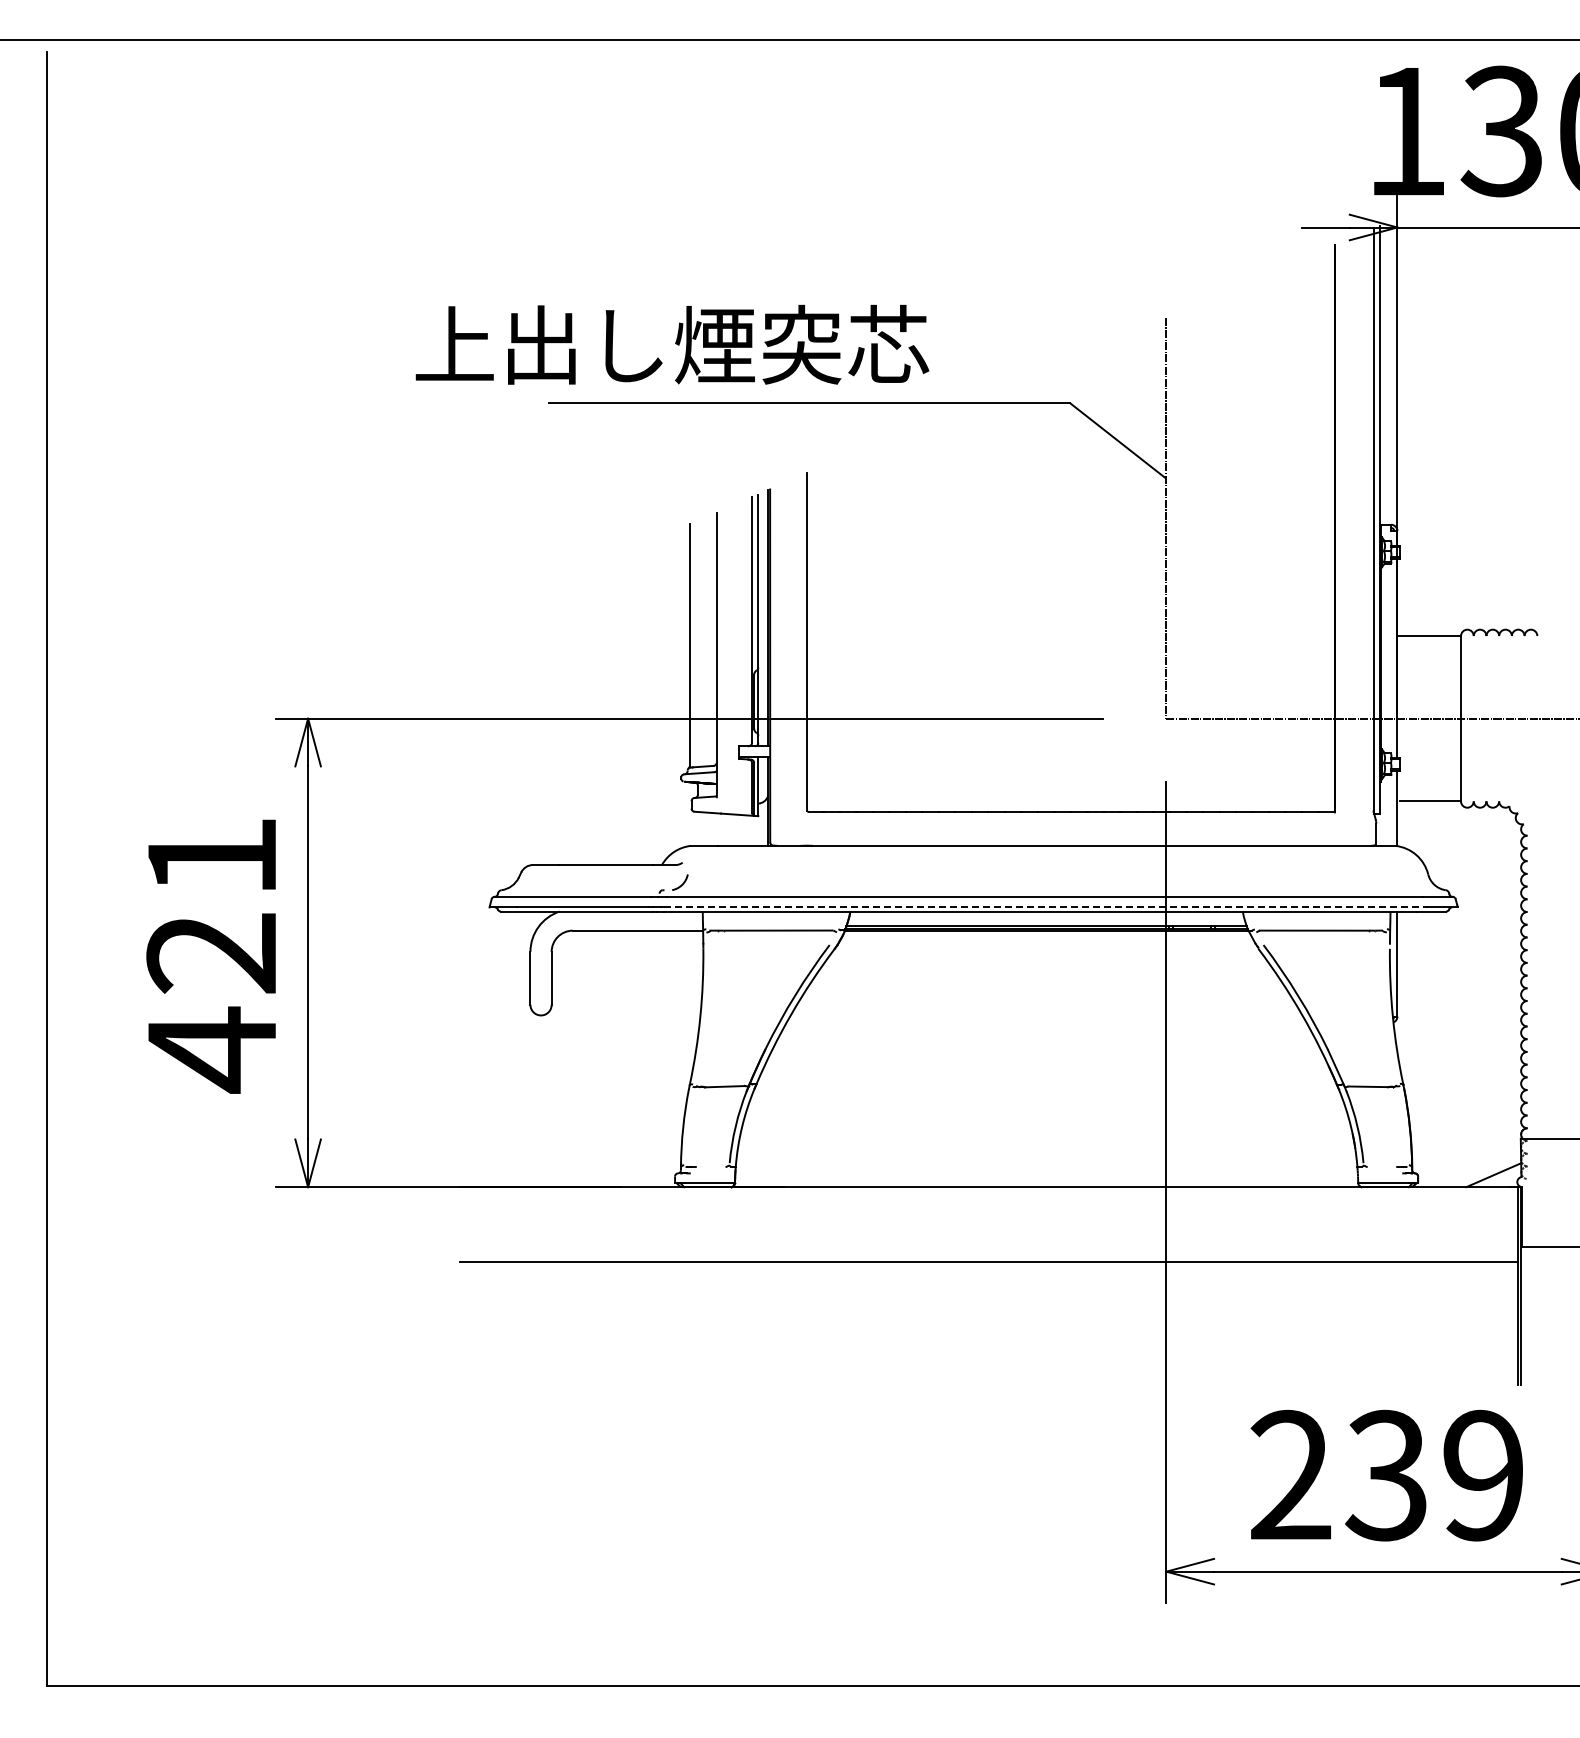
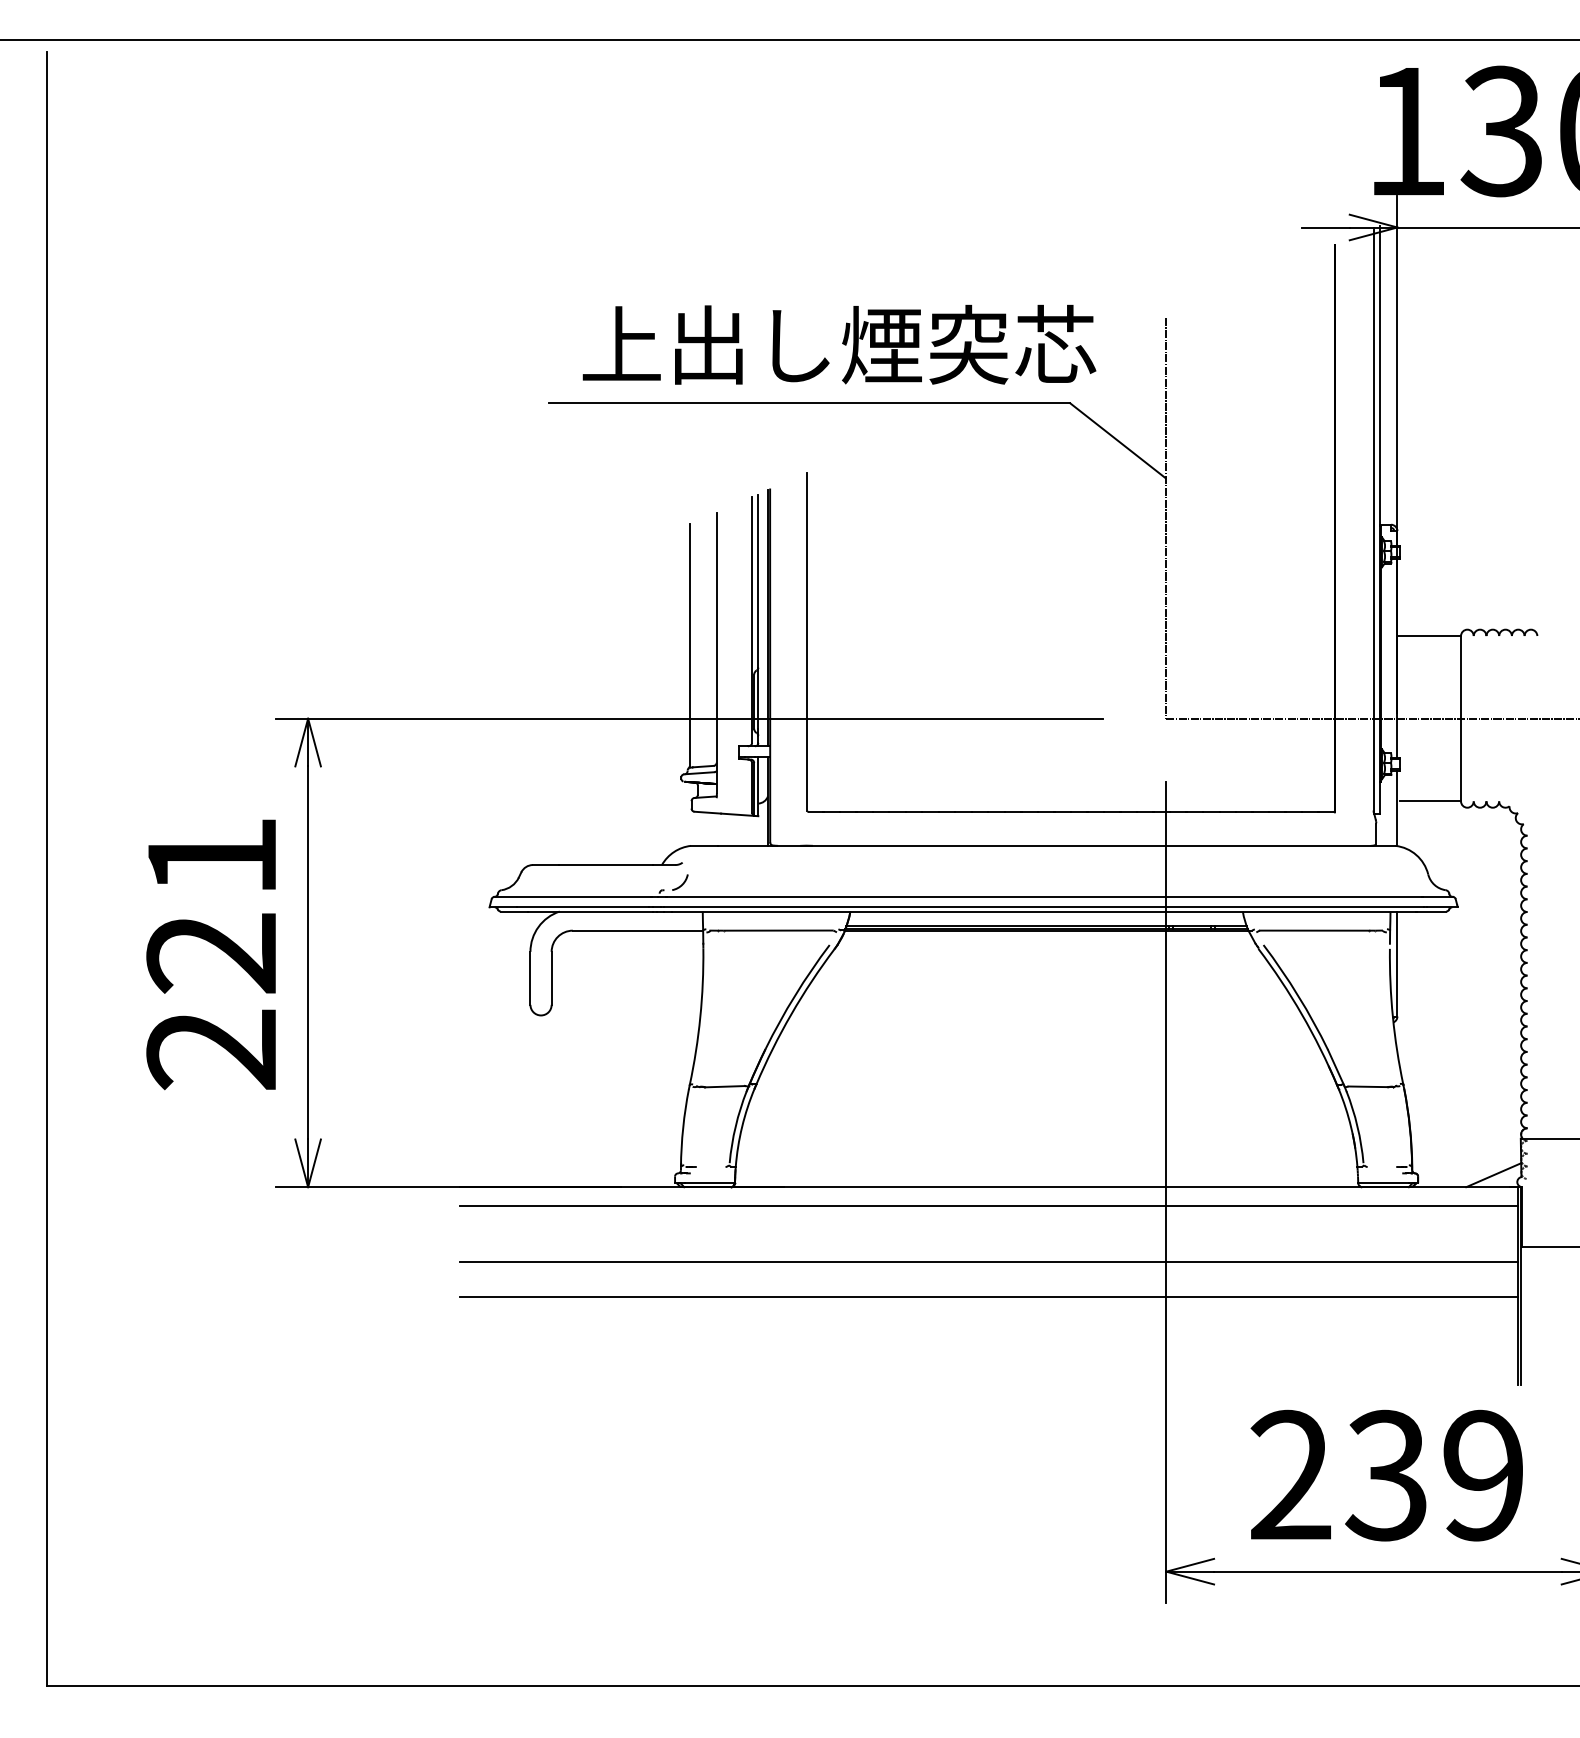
text position: (672, 344) -> (839, 344) (839, 344)
line: dashed -> solid (1044, 907)
text: 421 -> 221 (210, 1049)
line: none -> present (988, 1205)
line: none -> present (988, 1297)
